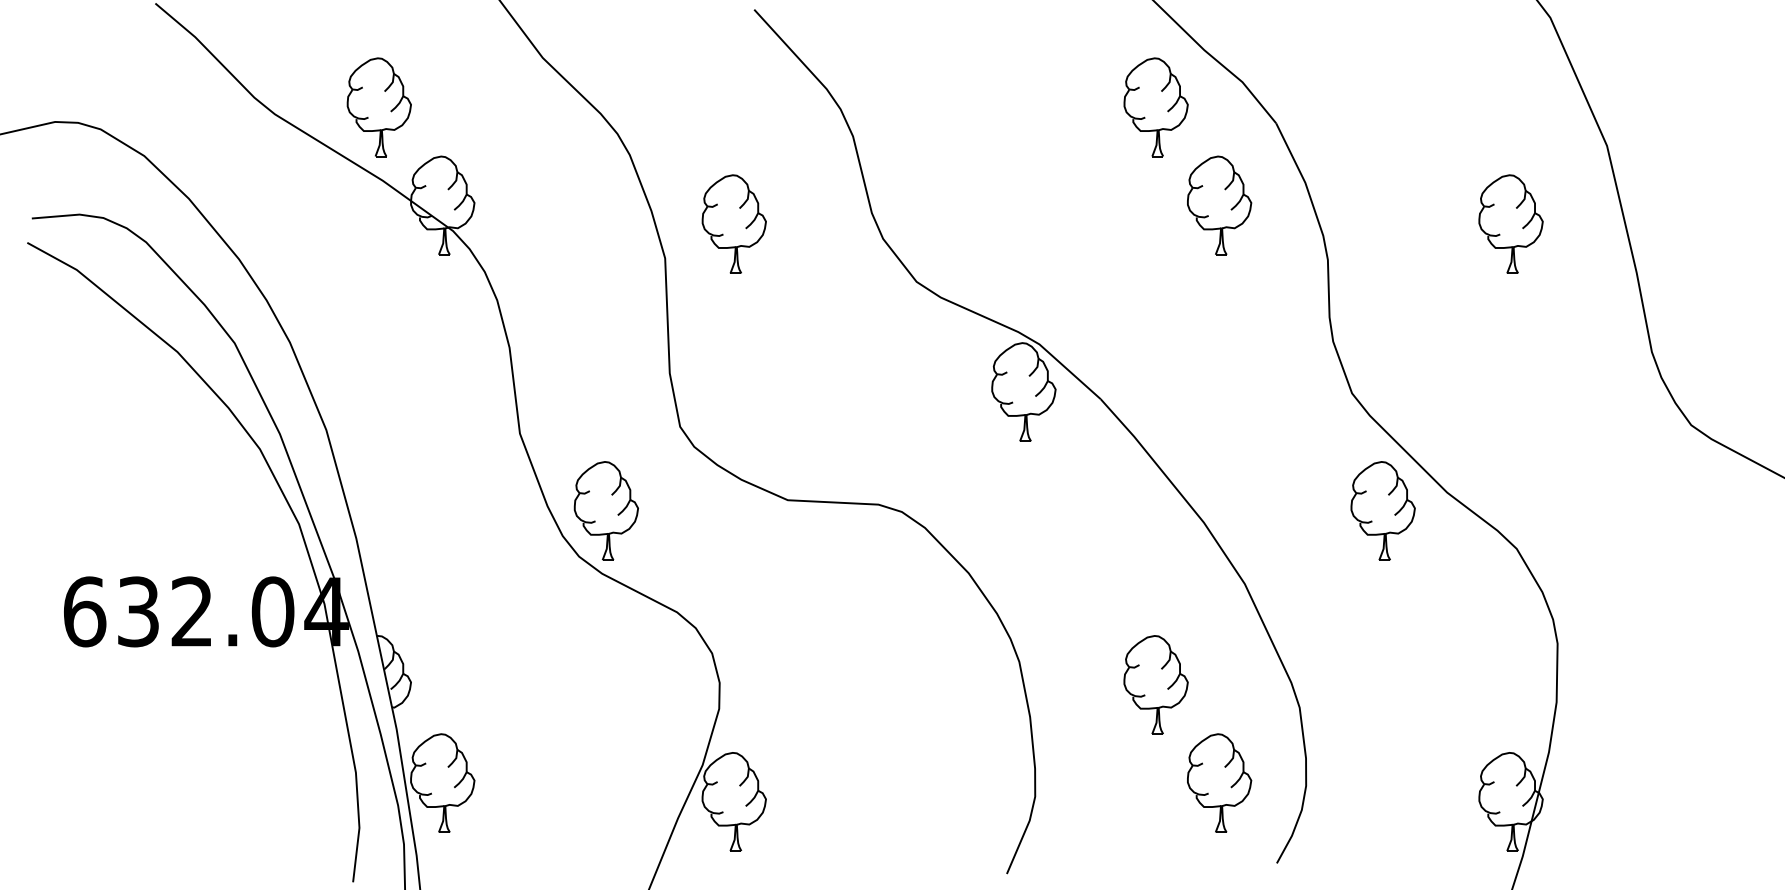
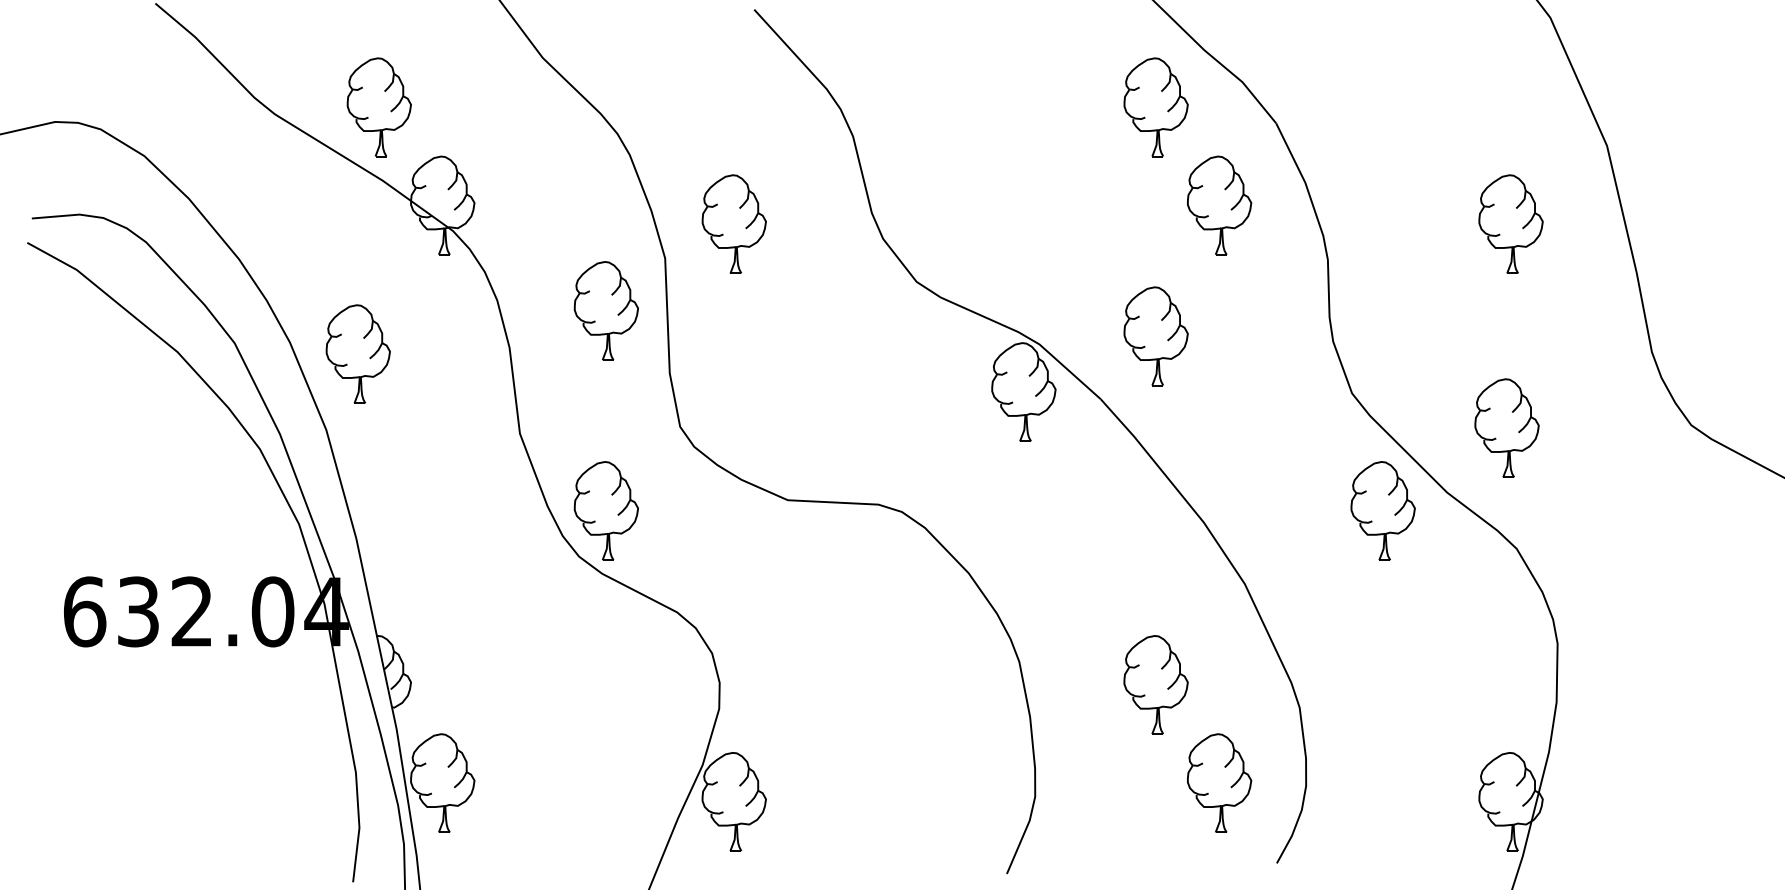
part: none -> present (605, 310)
part: none -> present (1155, 336)
part: none -> present (357, 353)
part: none -> present (1506, 427)
